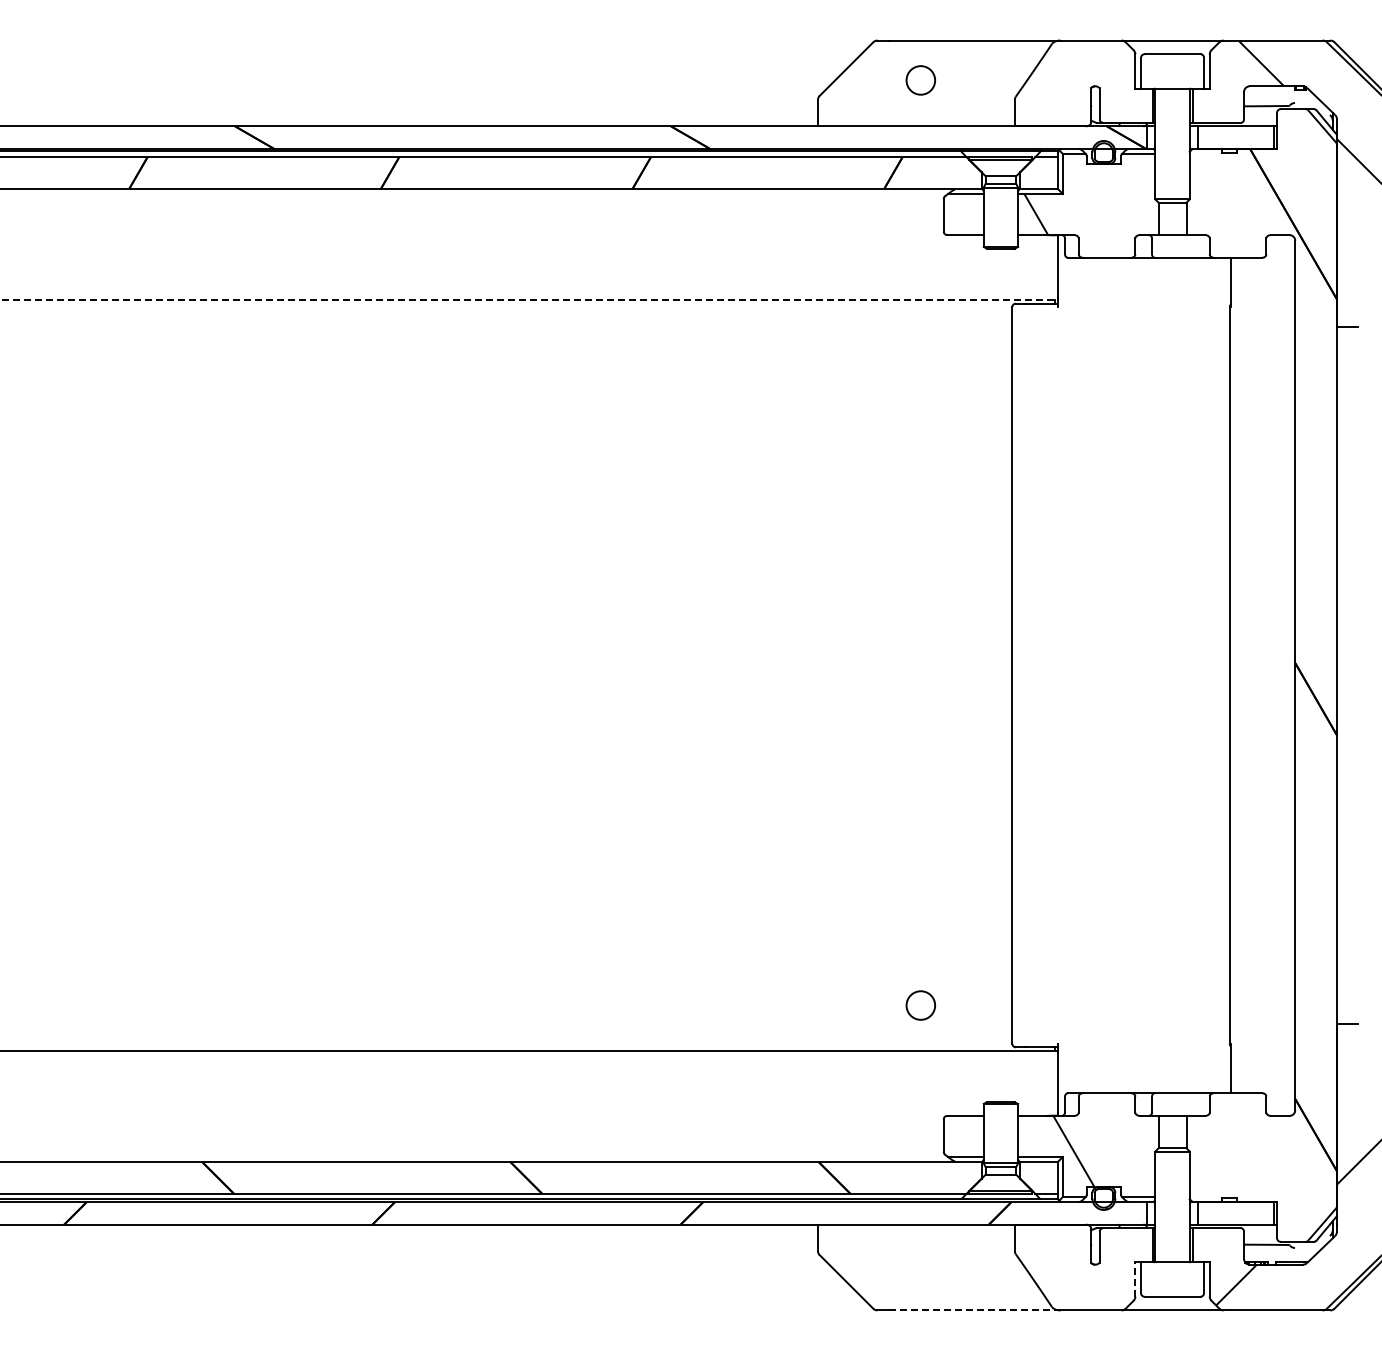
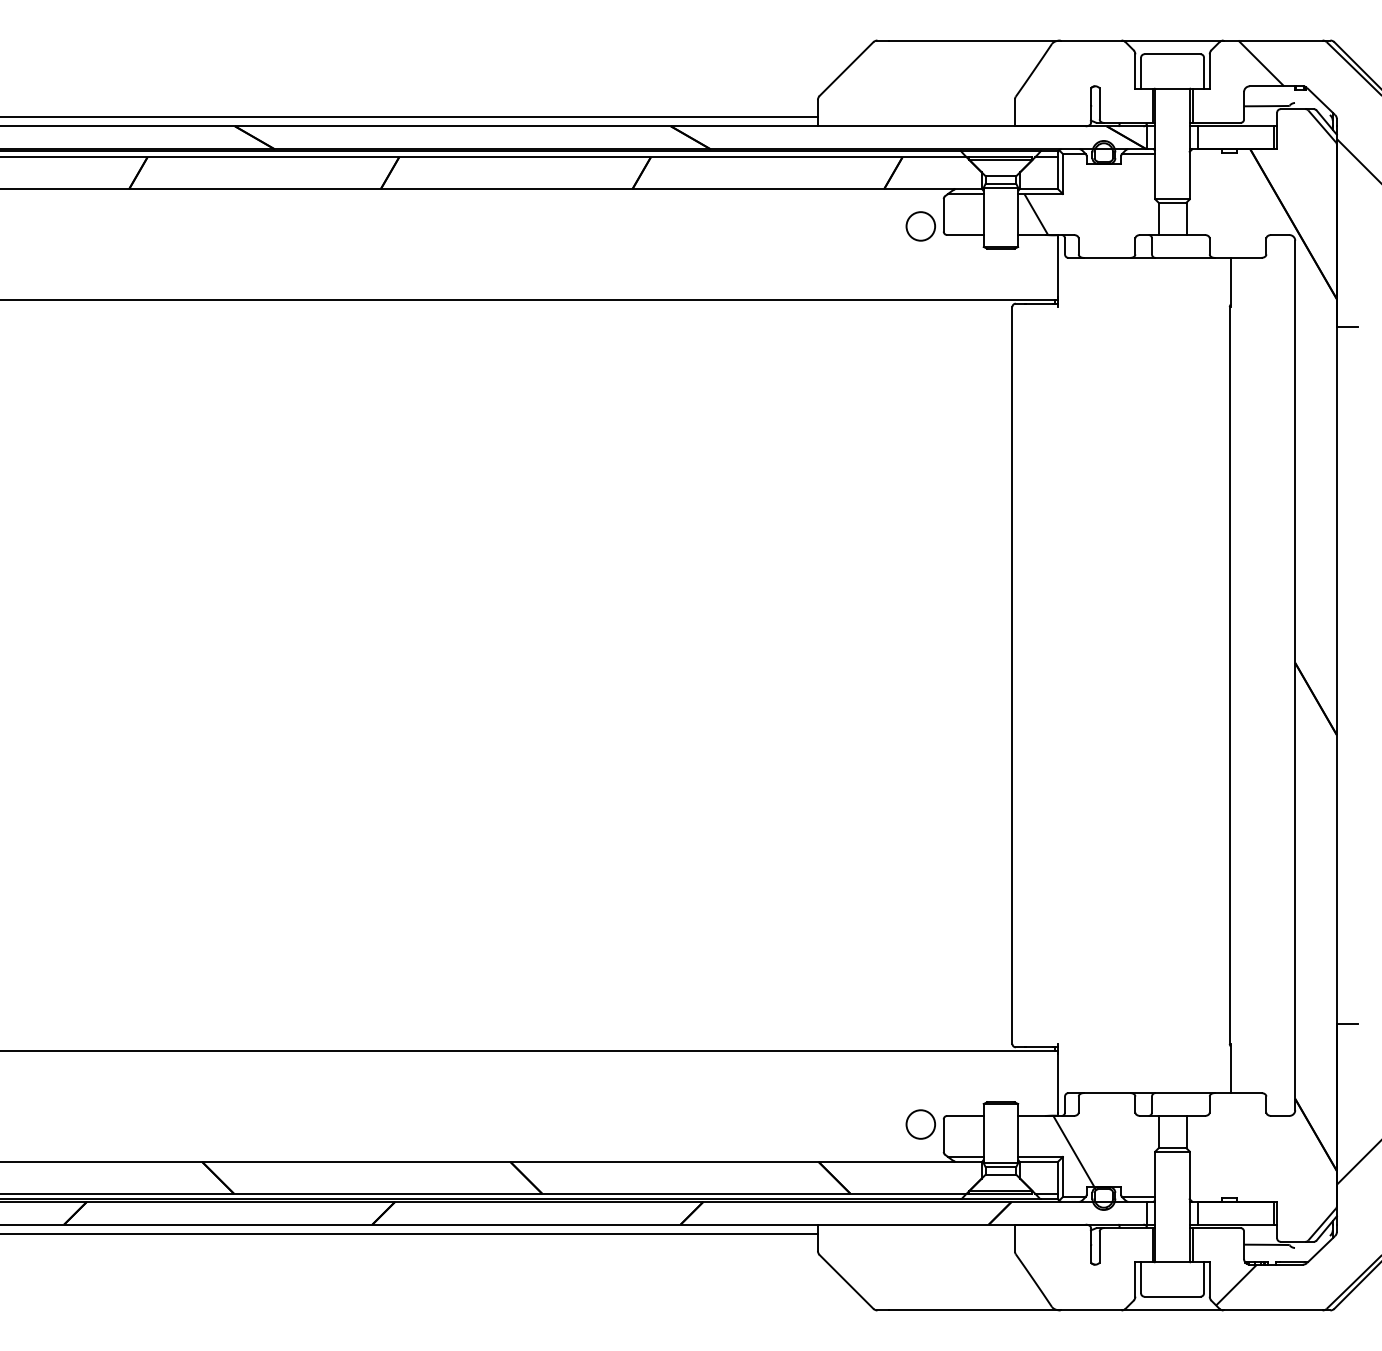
circle position: (920, 80) -> (920, 226) (920, 226)
line: none -> present (409, 117)
line: dashed -> solid (529, 300)
circle position: (920, 1005) -> (920, 1124) (920, 1124)
line: none -> present (409, 1233)
line: dashed -> solid (1135, 1279)
line: dashed -> solid (975, 1310)
